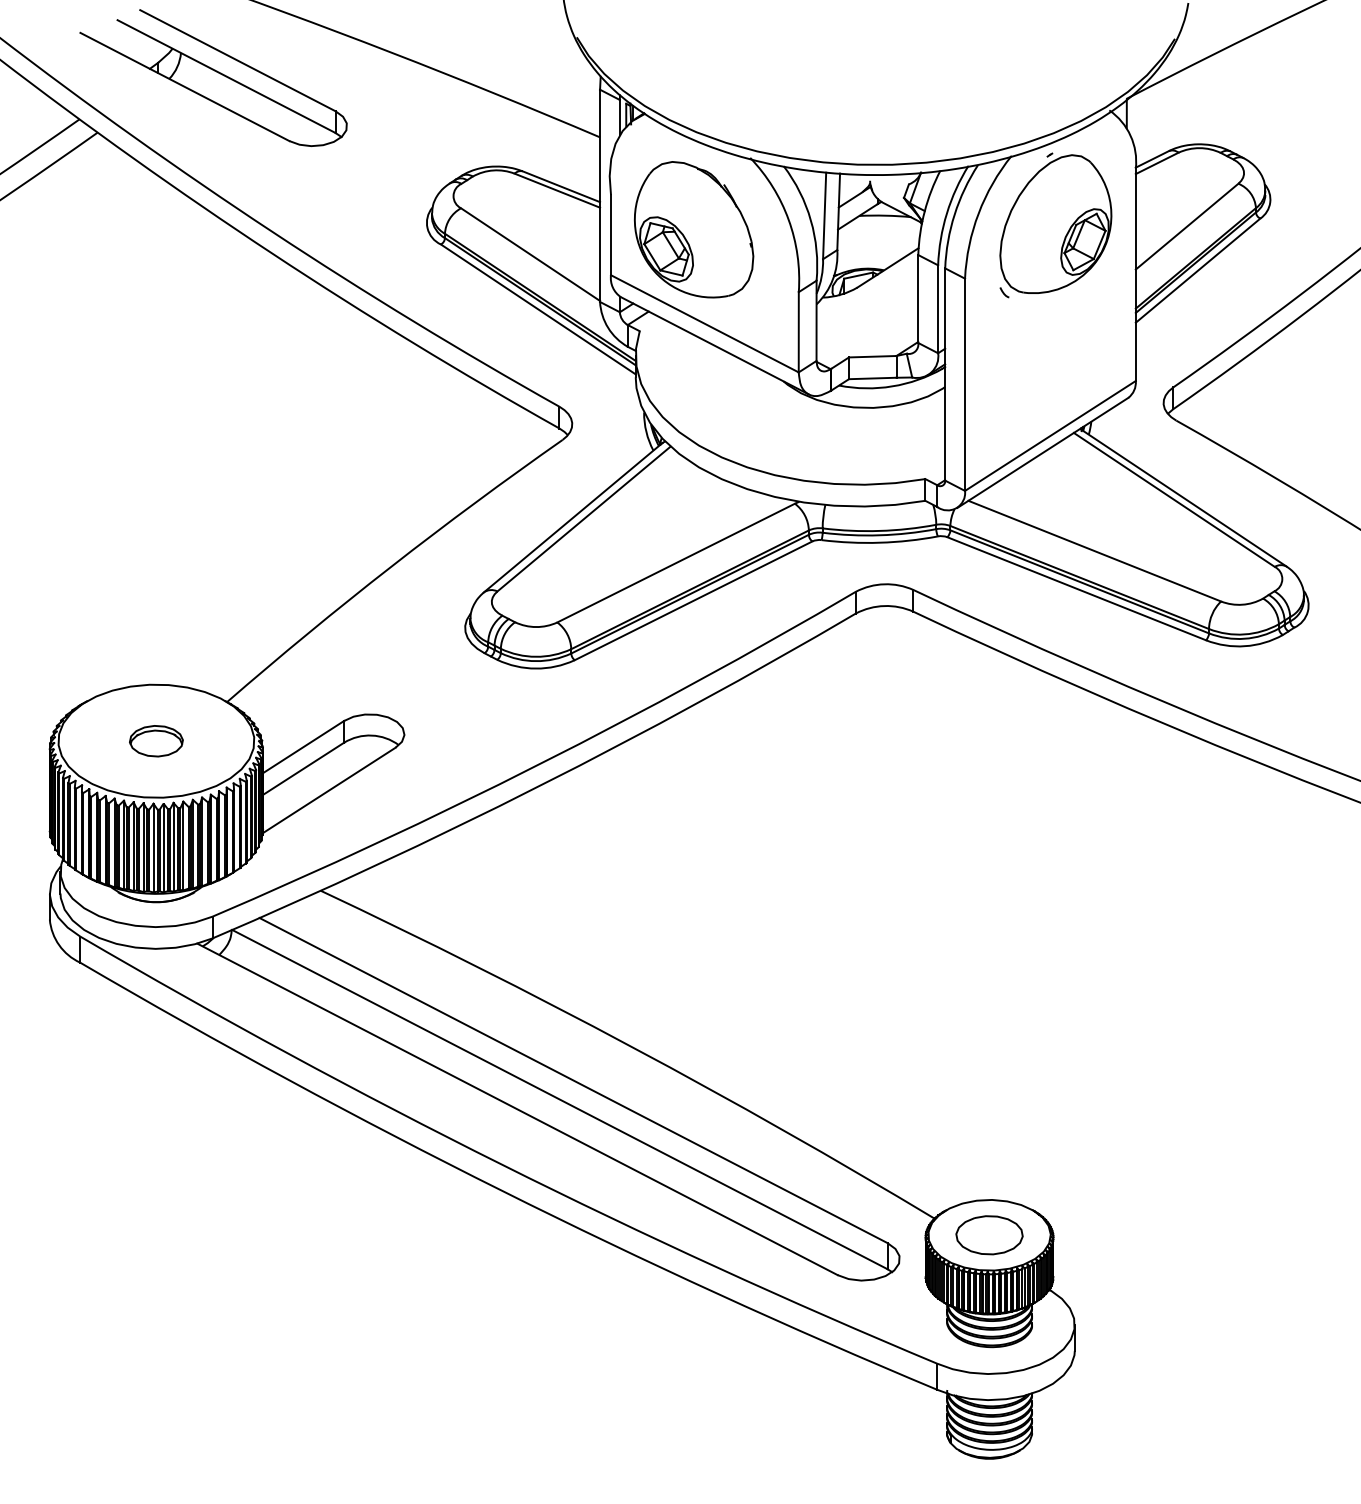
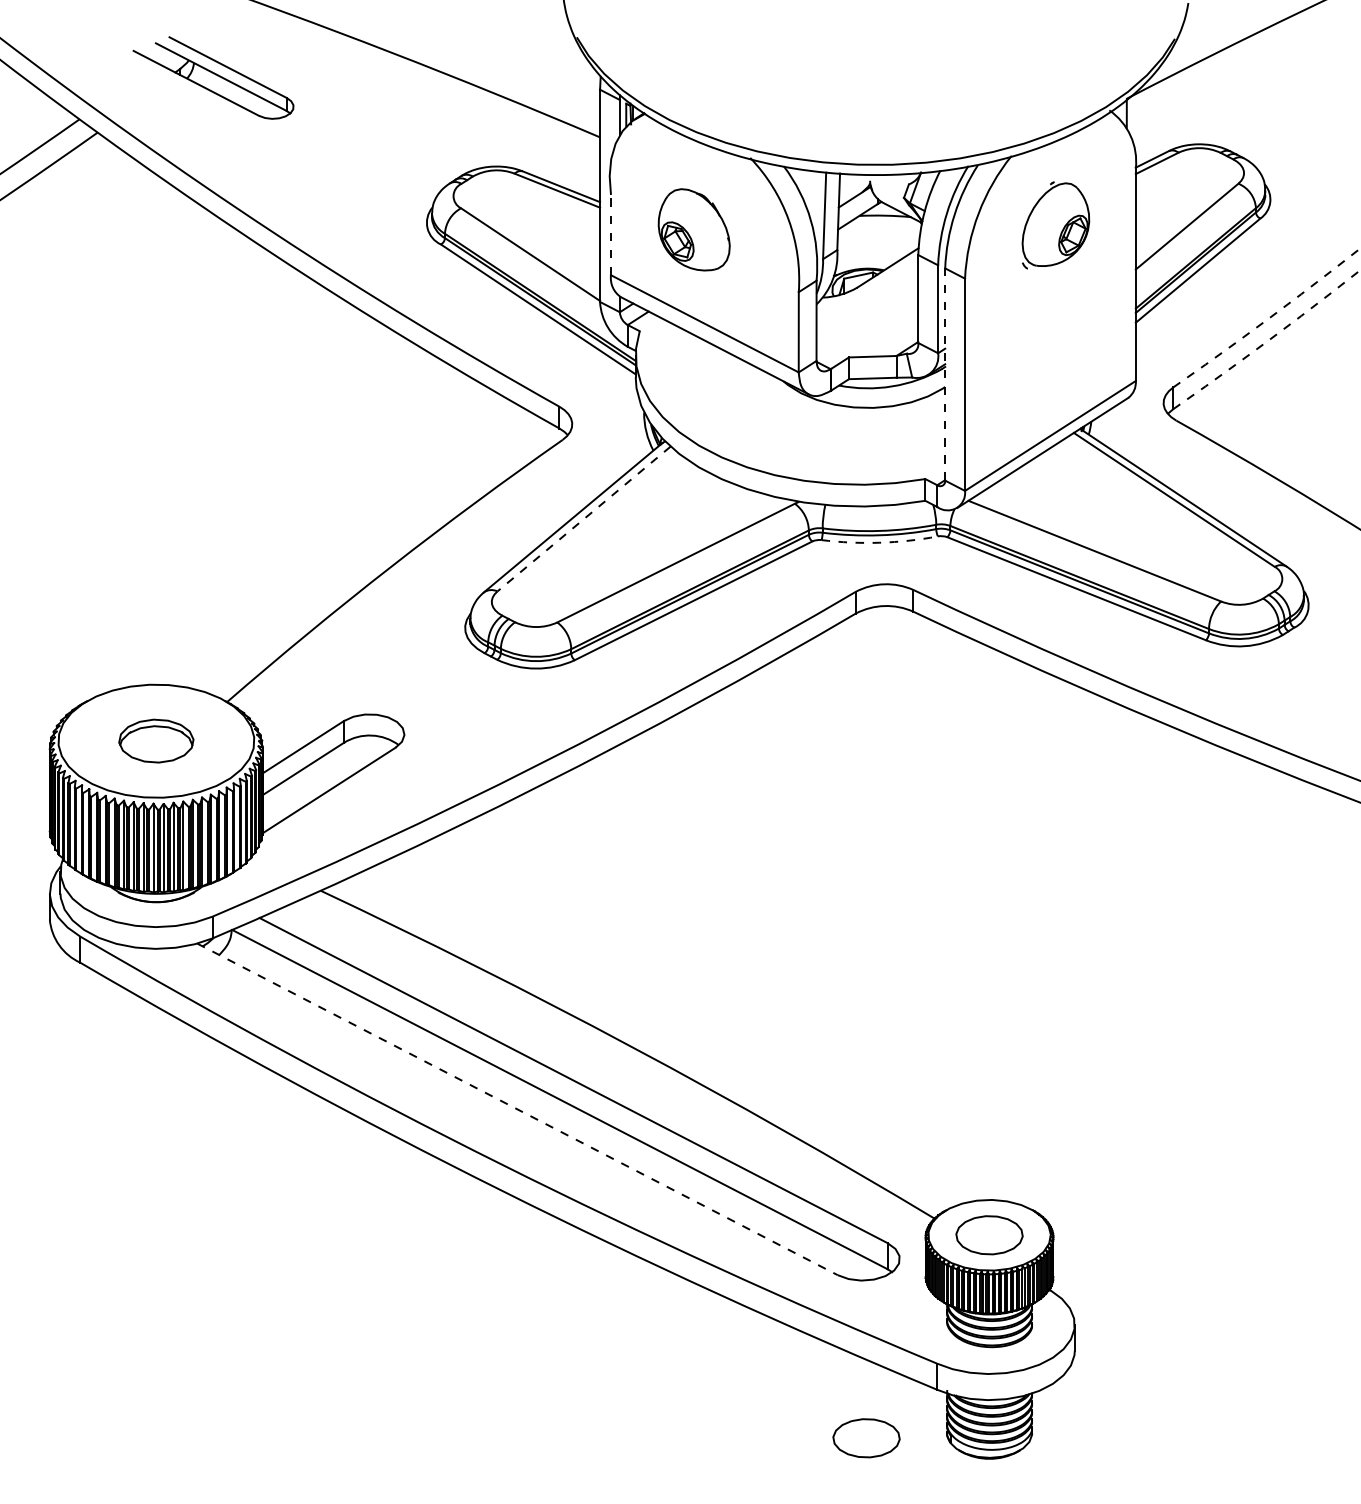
part size: 269x138 px -> 163x84 px (213, 77)
part size: 114x147 px -> 70x89 px (1055, 225)
part size: 121x138 px -> 74x84 px (693, 229)
line: solid -> dashed (611, 234)
arc: solid -> dashed (1268, 318)
arc: solid -> dashed (1268, 340)
line: solid -> dashed (945, 374)
line: solid -> dashed (584, 519)
arc: solid -> dashed (879, 542)
part size: 55x33 px -> 77x46 px (156, 740)
line: solid -> dashed (517, 1109)
part: none -> present (866, 1438)
